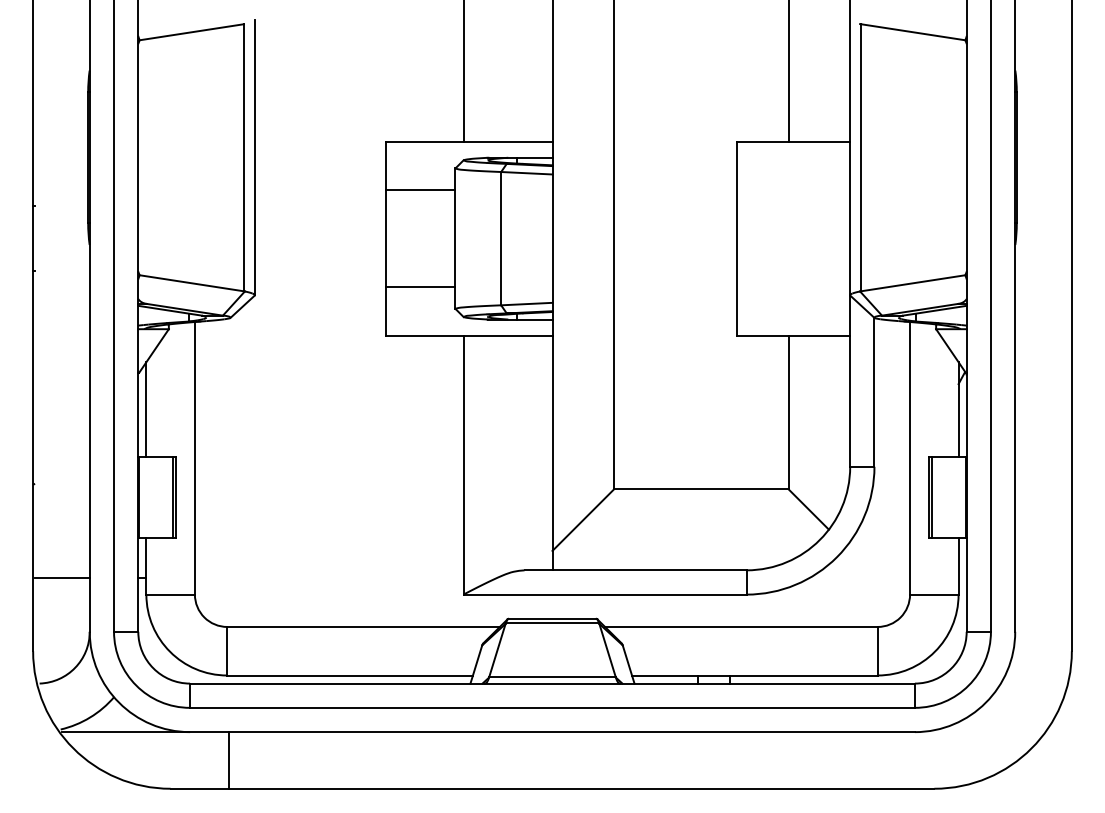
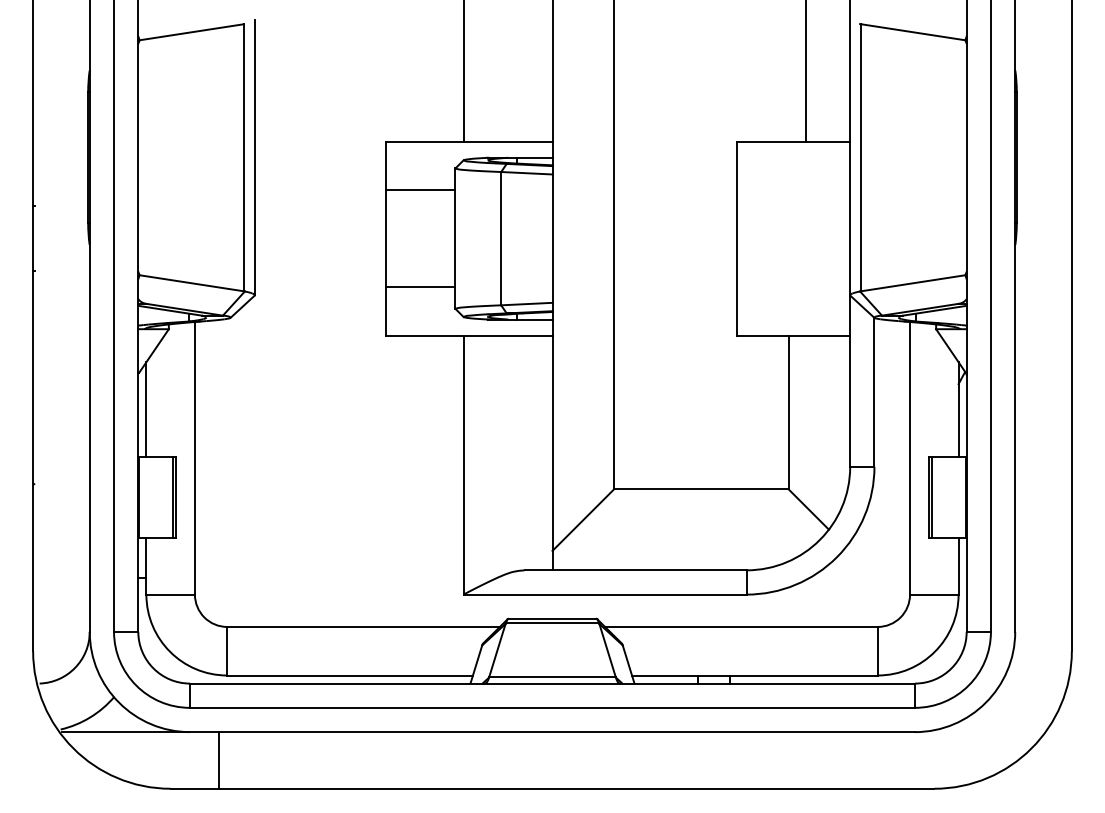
line position: (788, 71) -> (805, 71) (805, 71)
line: present -> none (61, 578)
line position: (228, 760) -> (218, 760) (218, 760)
